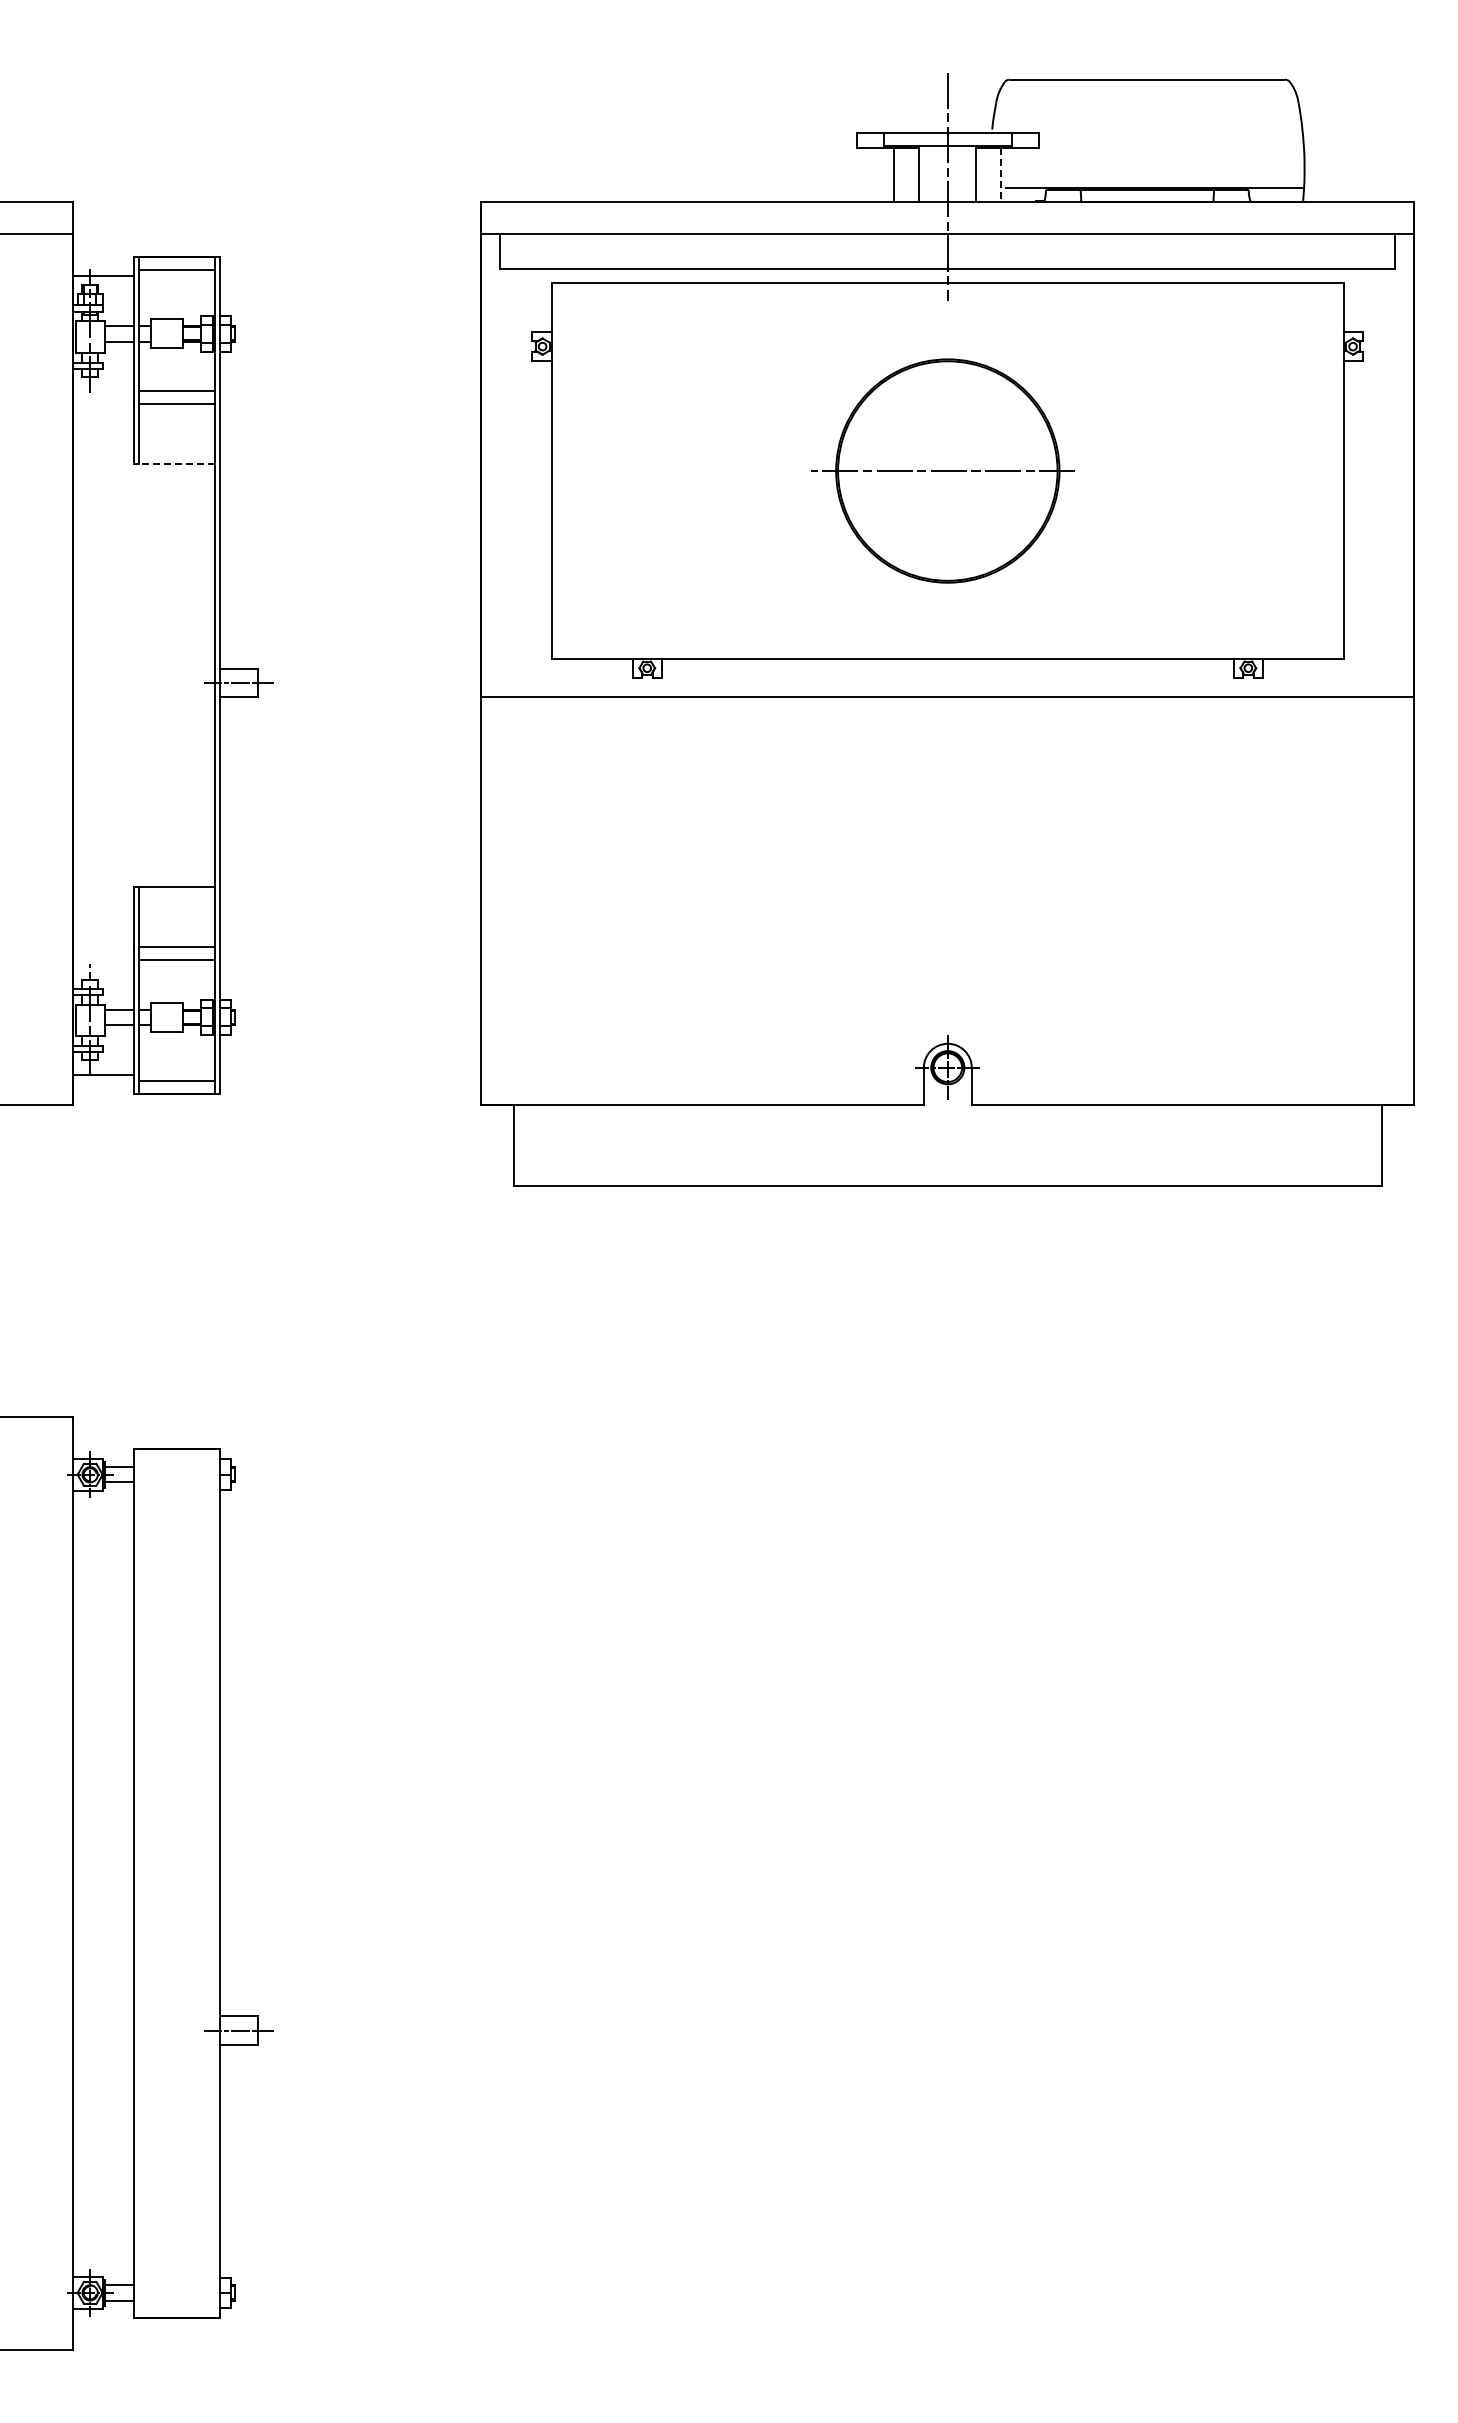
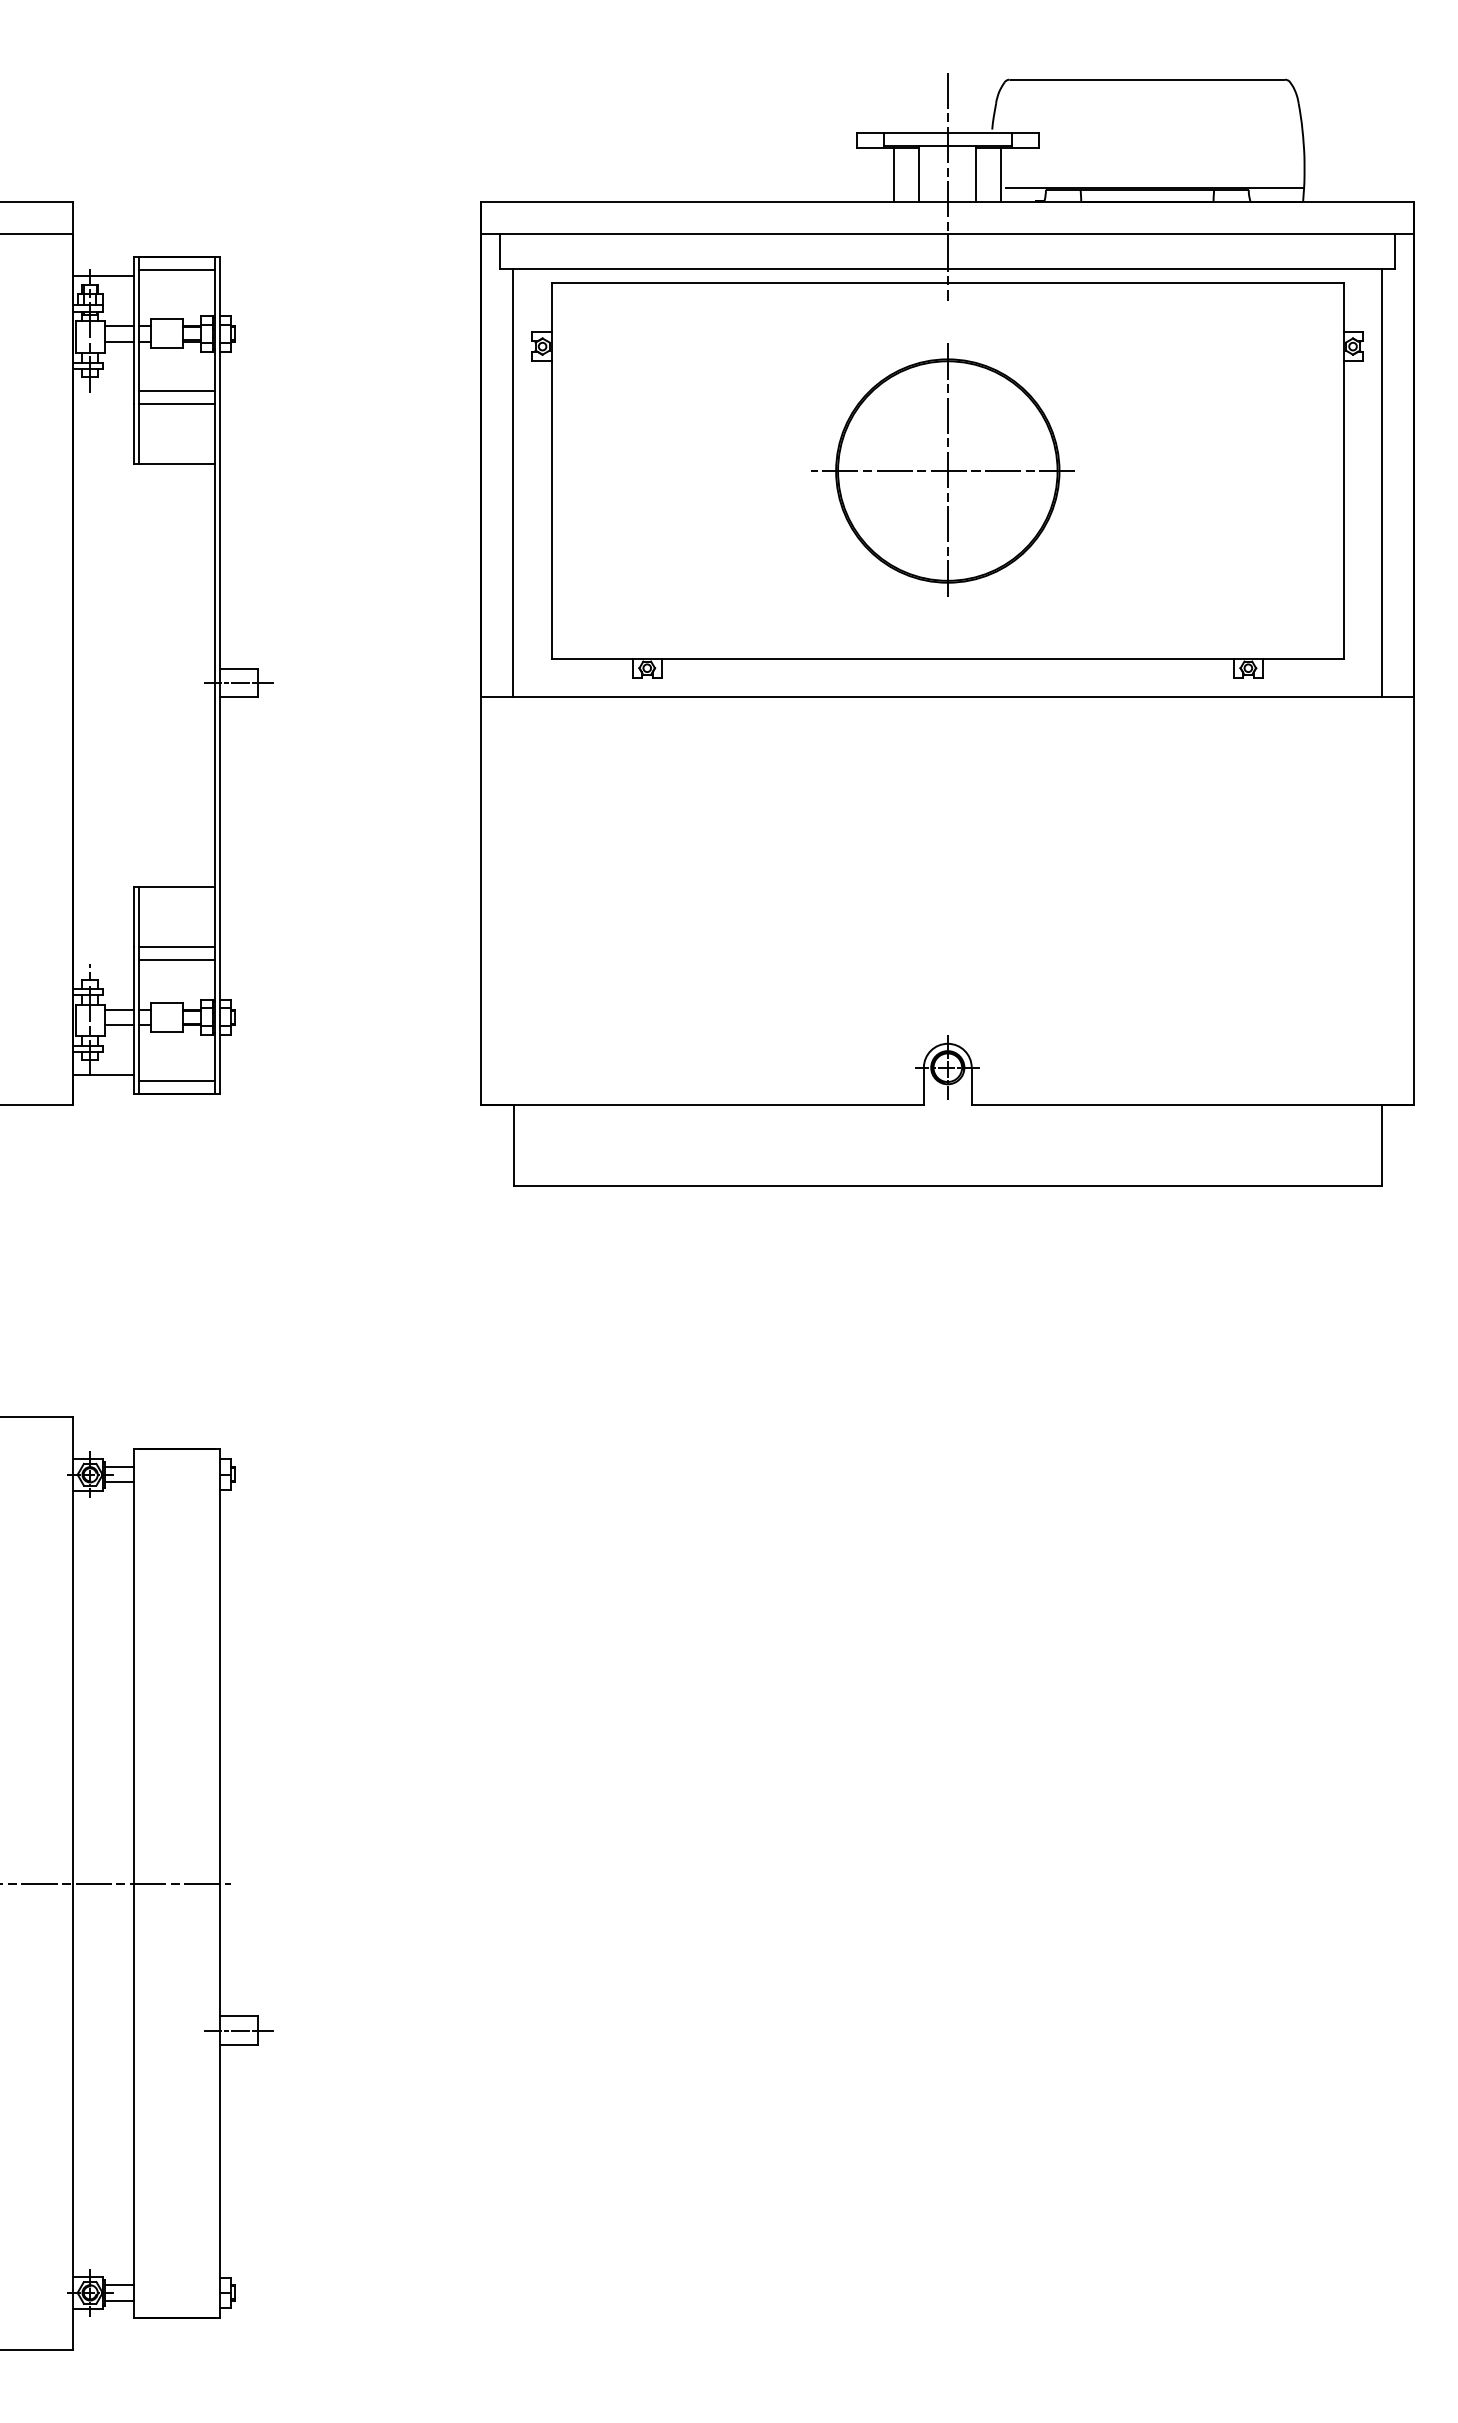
line: dashed -> solid (1001, 174)
line: dashed -> solid (174, 464)
line: none -> present (947, 470)
line: none -> present (513, 482)
line: none -> present (1382, 482)
line: none -> present (116, 1883)
